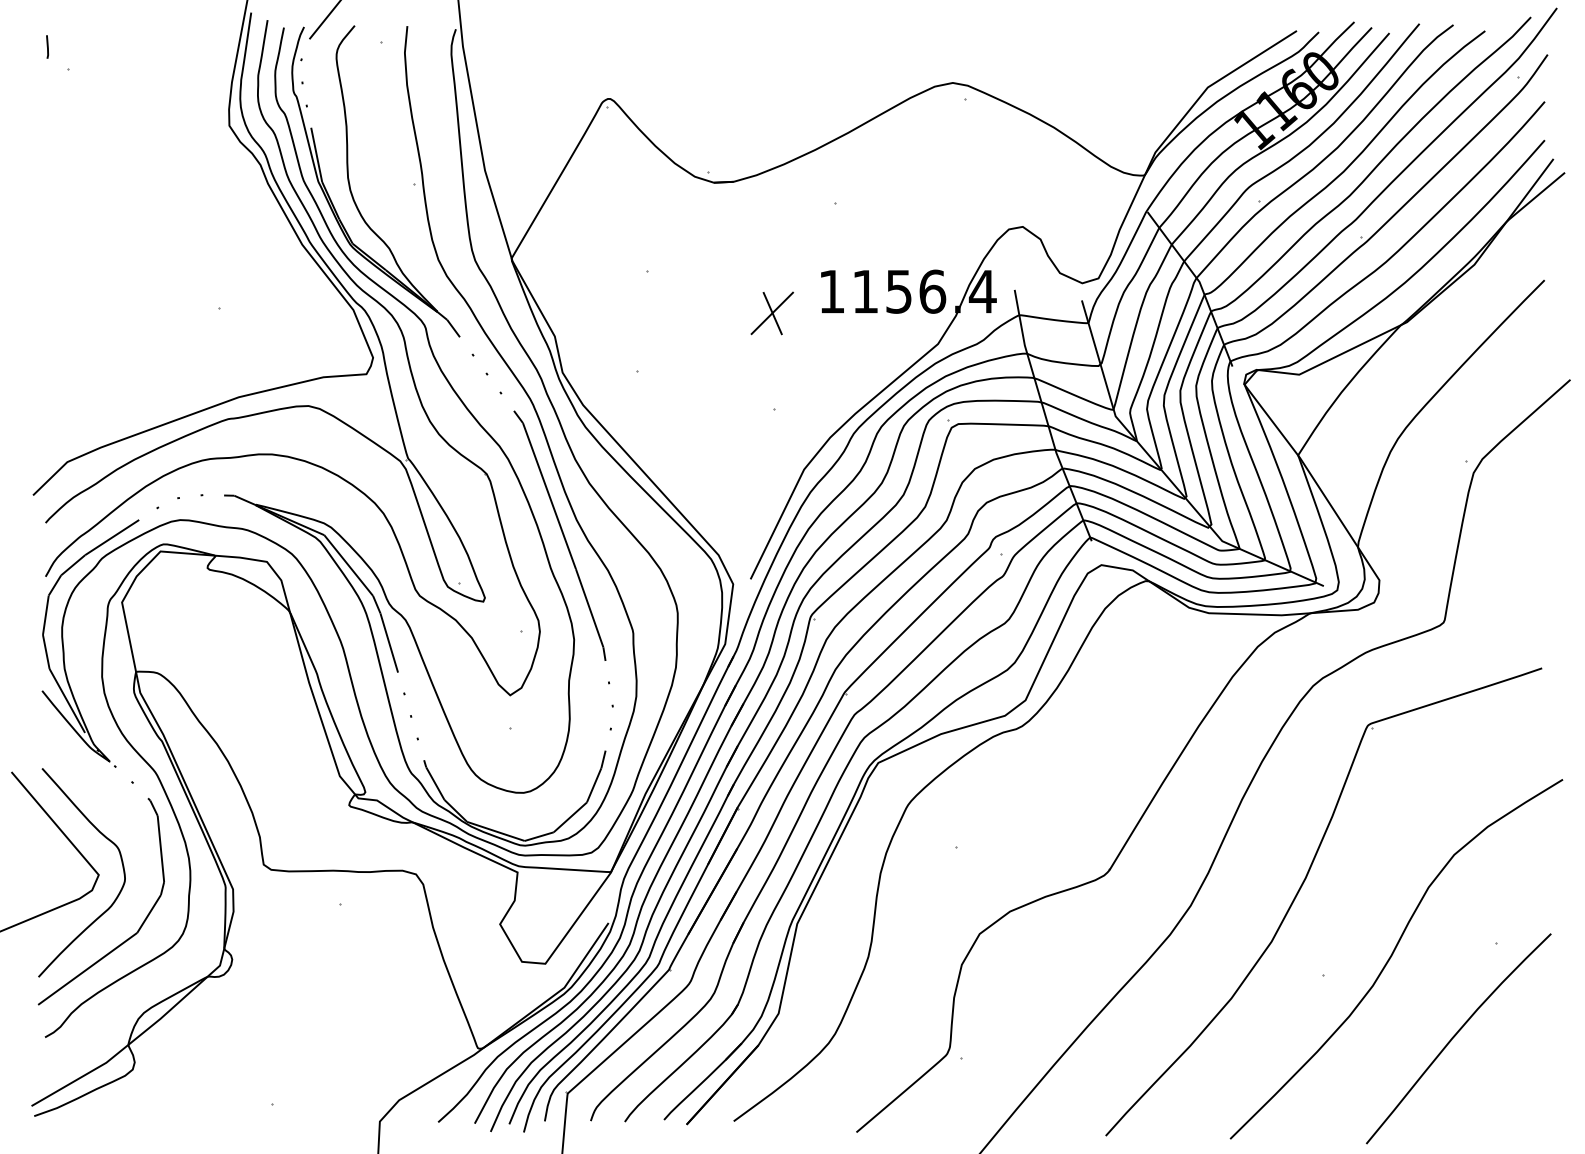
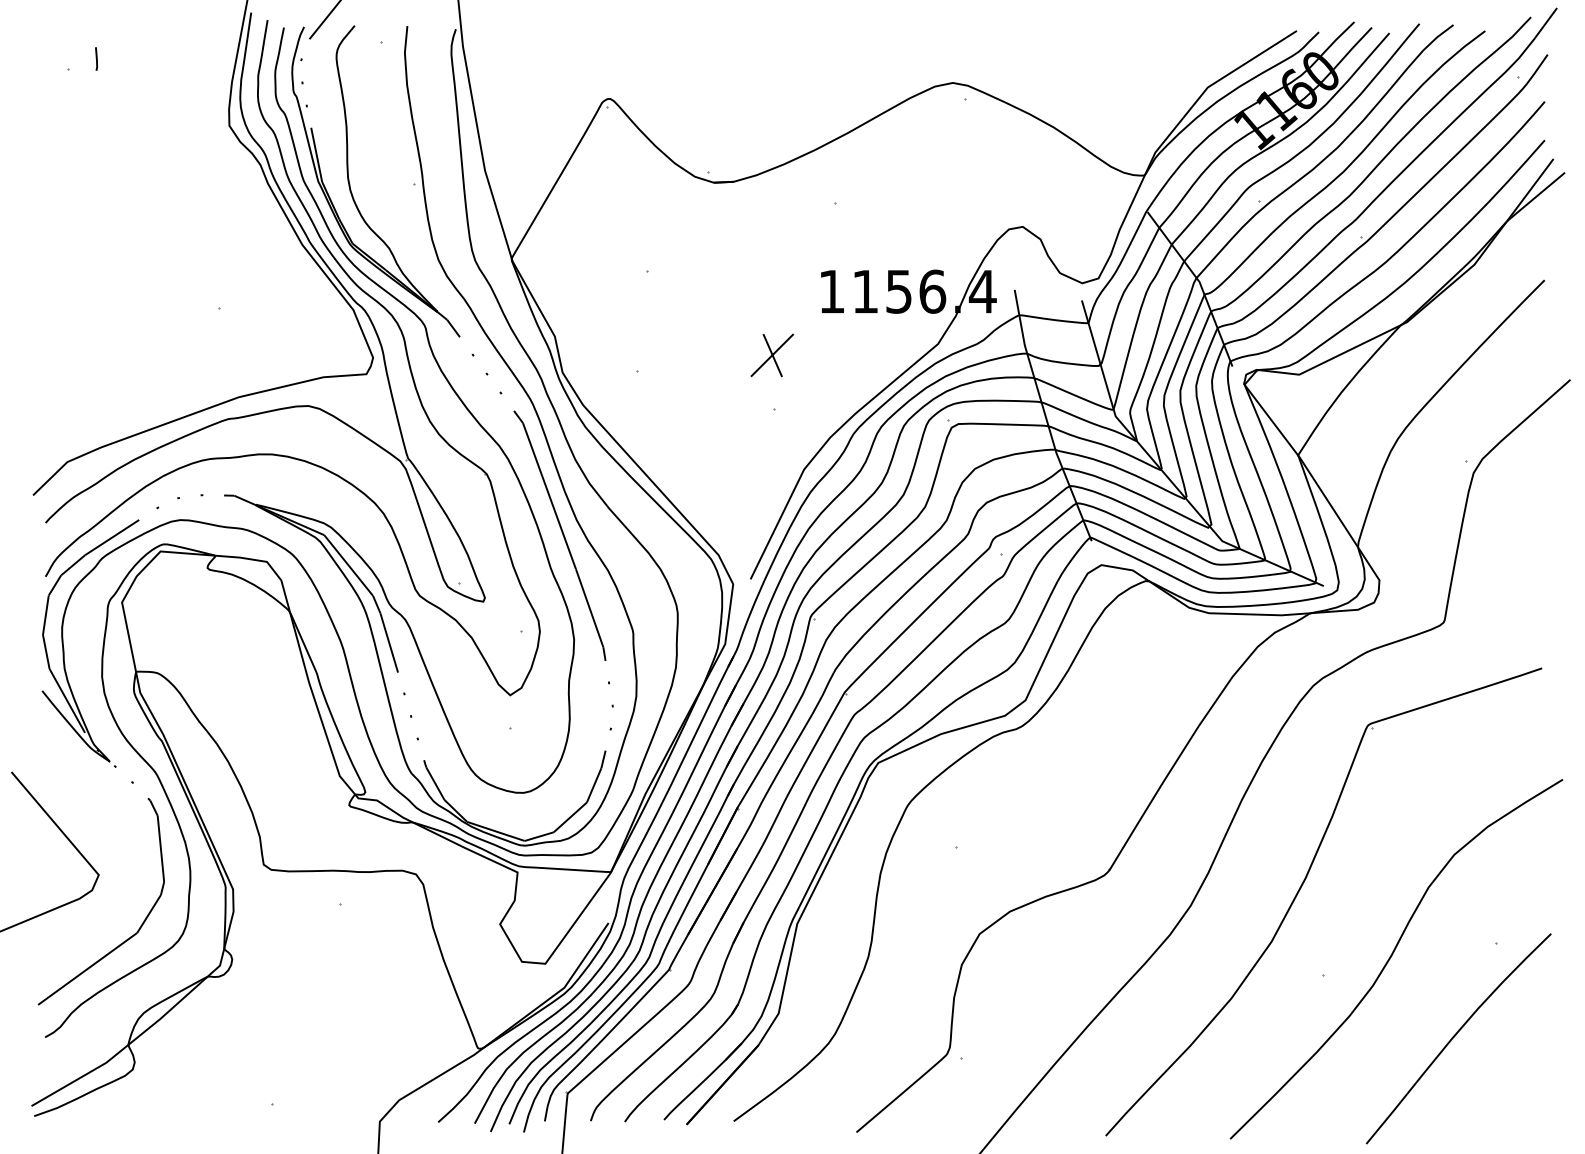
line position: (47, 46) -> (96, 58) (96, 58)
part position: (771, 313) -> (771, 355) (771, 355)
curve: present -> none (121, 863)
